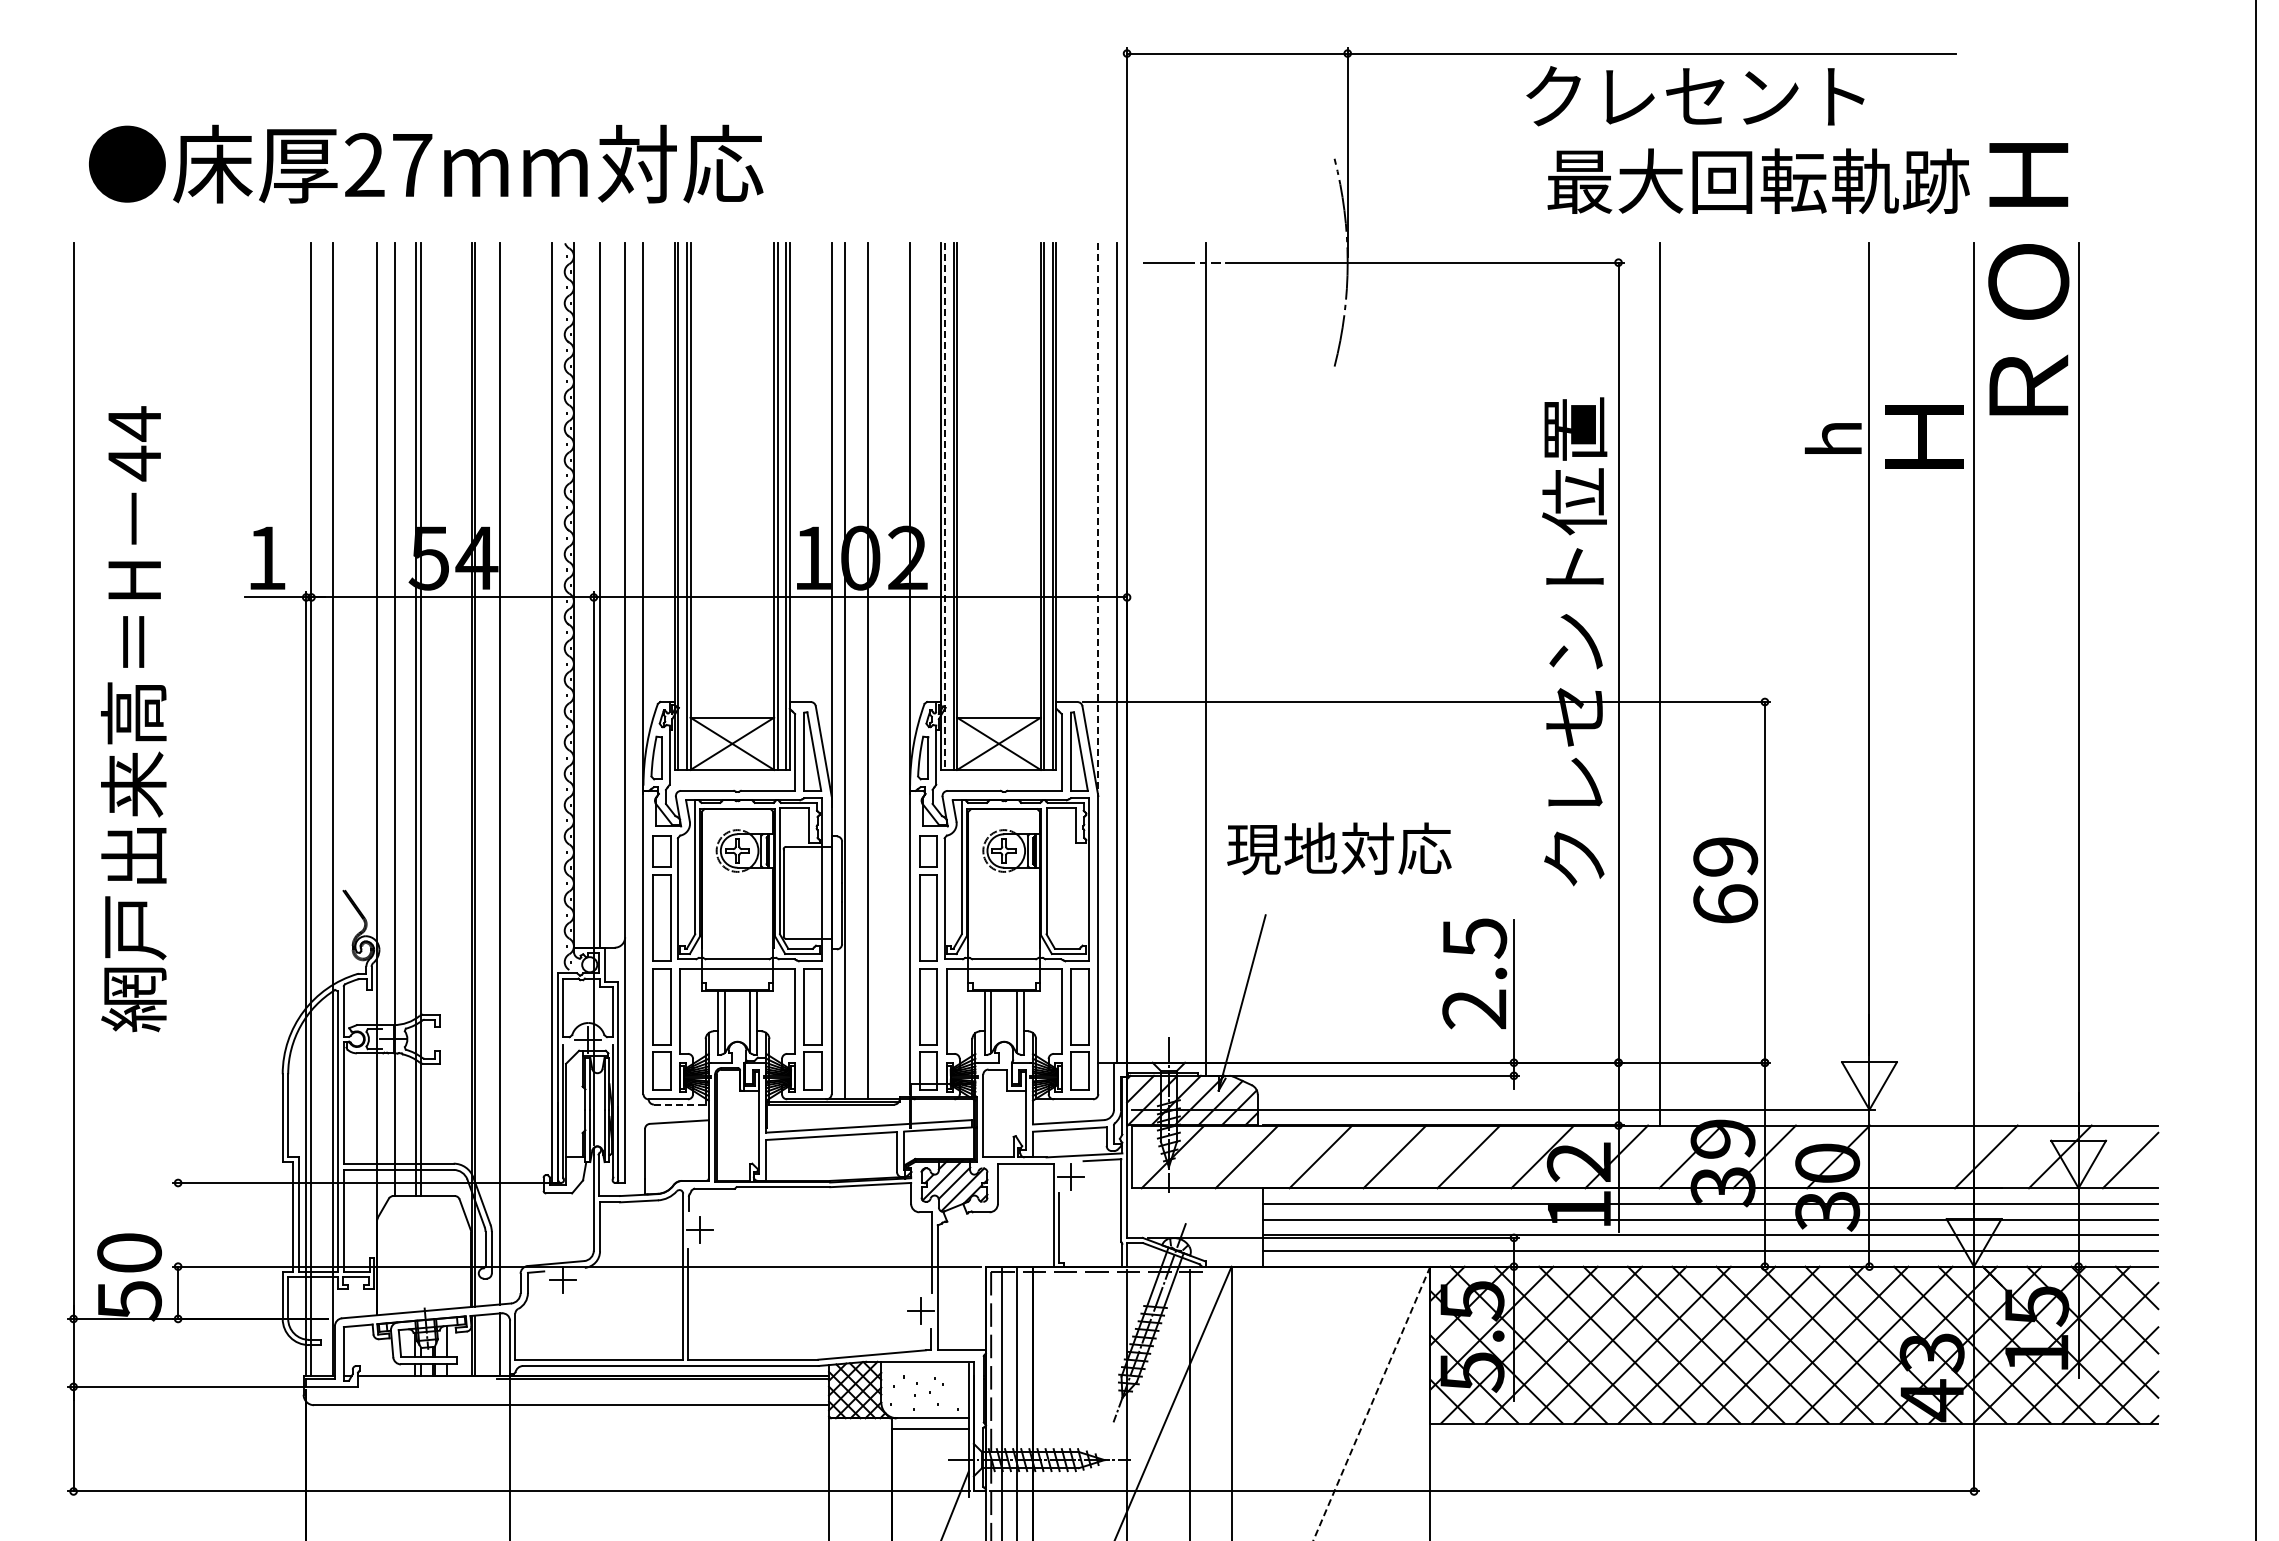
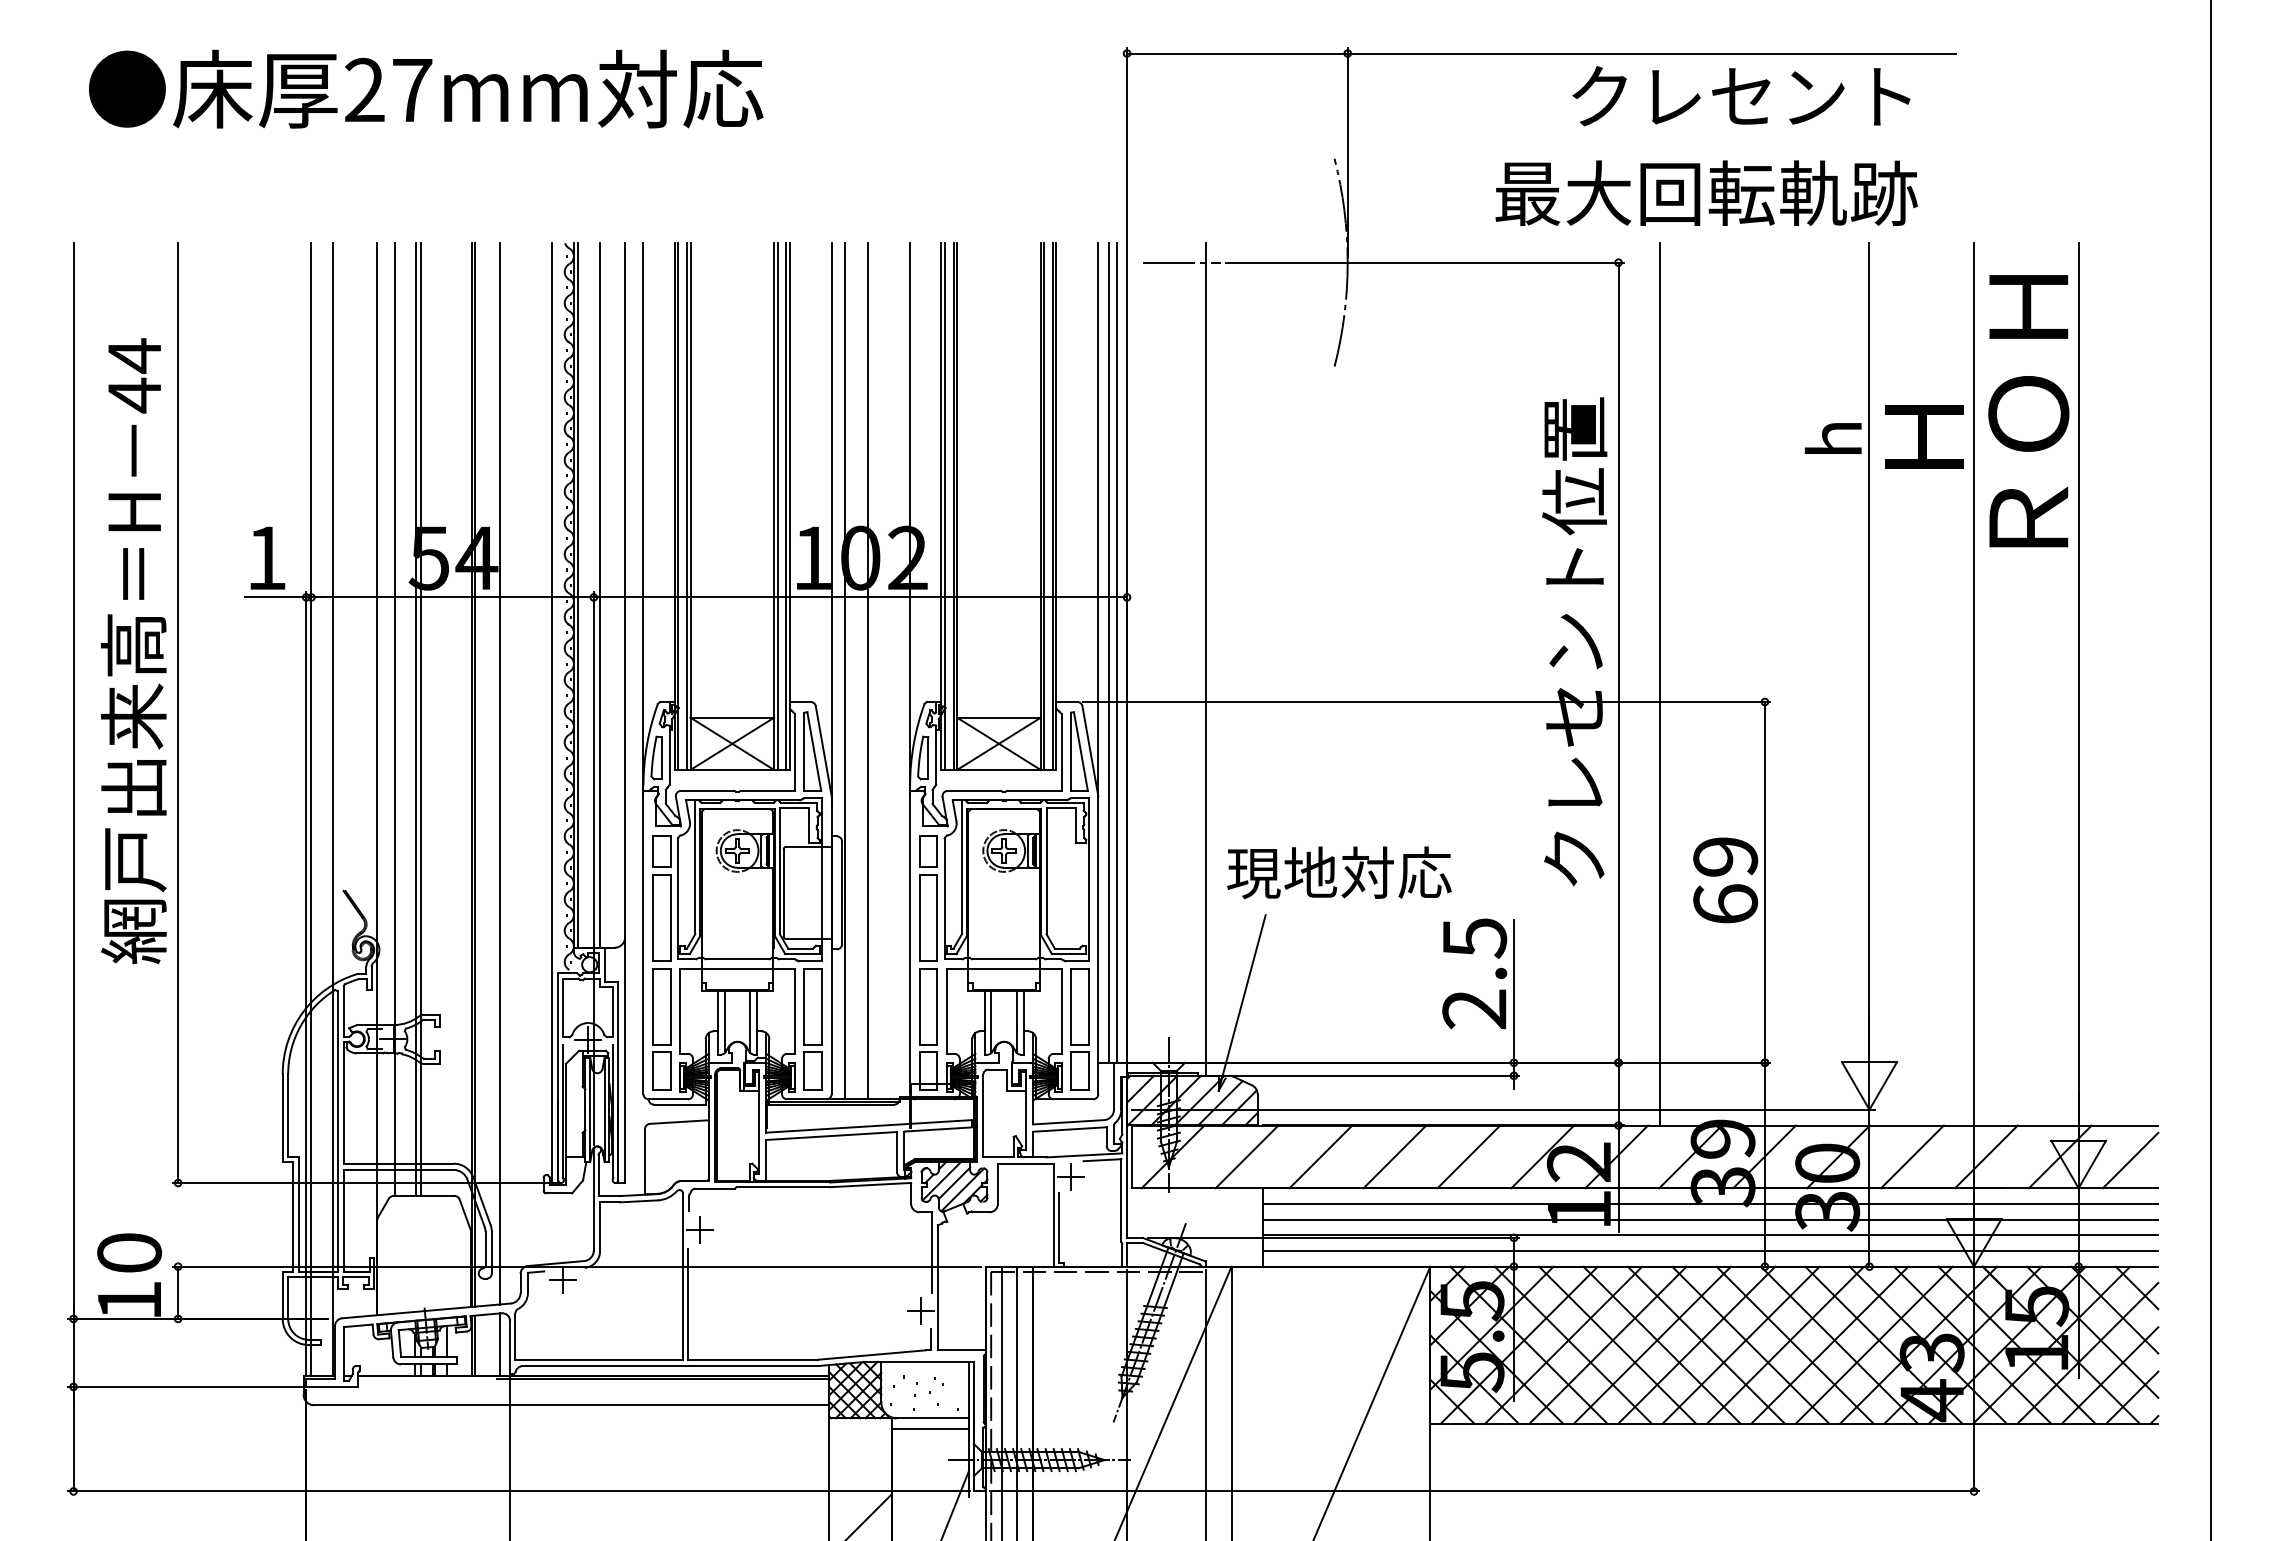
text position: (1695, 96) -> (1741, 96) (1741, 96)
text position: (426, 163) -> (426, 88) (426, 88)
text position: (1758, 180) -> (1706, 192) (1706, 192)
text position: (2028, 279) -> (2028, 411) (2028, 411)
line: dashed -> solid (945, 507)
line: dashed -> solid (1098, 520)
line: none -> present (578, 595)
line: none -> present (1109, 652)
line: none -> present (178, 713)
text position: (133, 719) -> (133, 651) (133, 651)
line position: (2255, 769) -> (2210, 769) (2210, 769)
text position: (1339, 848) -> (1339, 872) (1339, 872)
line: dashed -> solid (679, 1104)
line: none -> present (1912, 1156)
text: 50 -> 10 (130, 1301)
line position: (1189, 1403) -> (1205, 1403) (1205, 1403)
line: dashed -> solid (1371, 1403)
line: none -> present (869, 1515)
